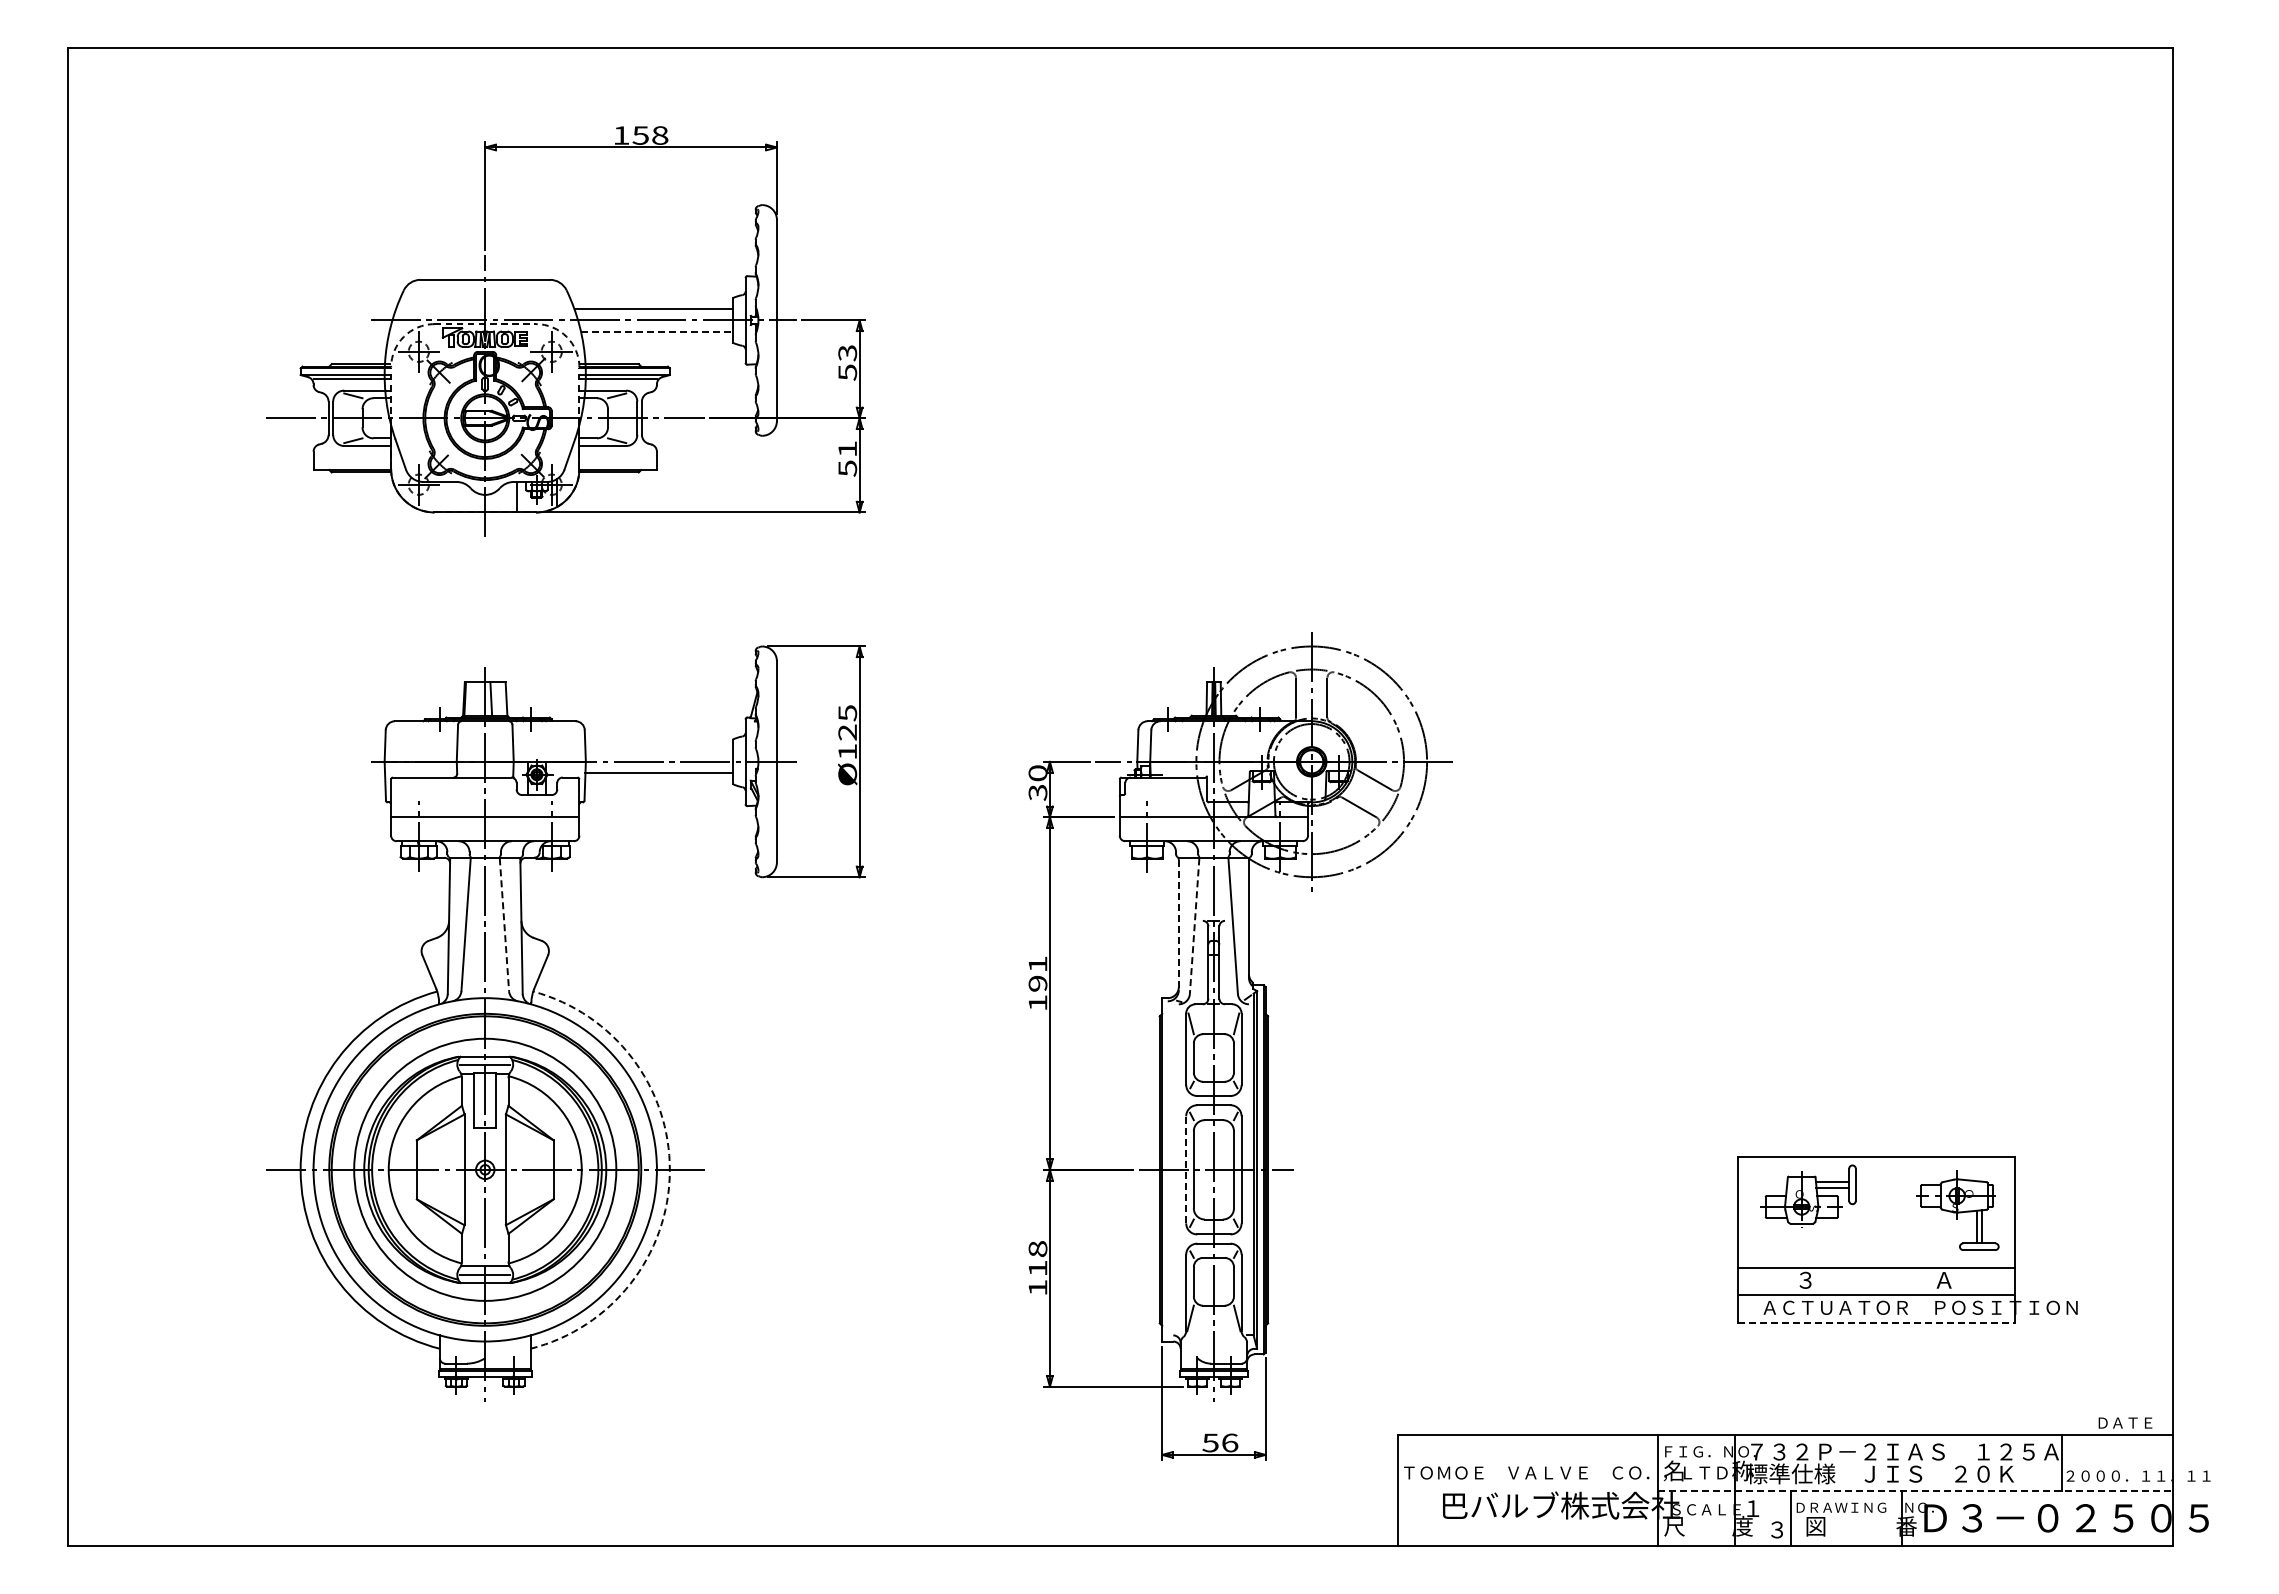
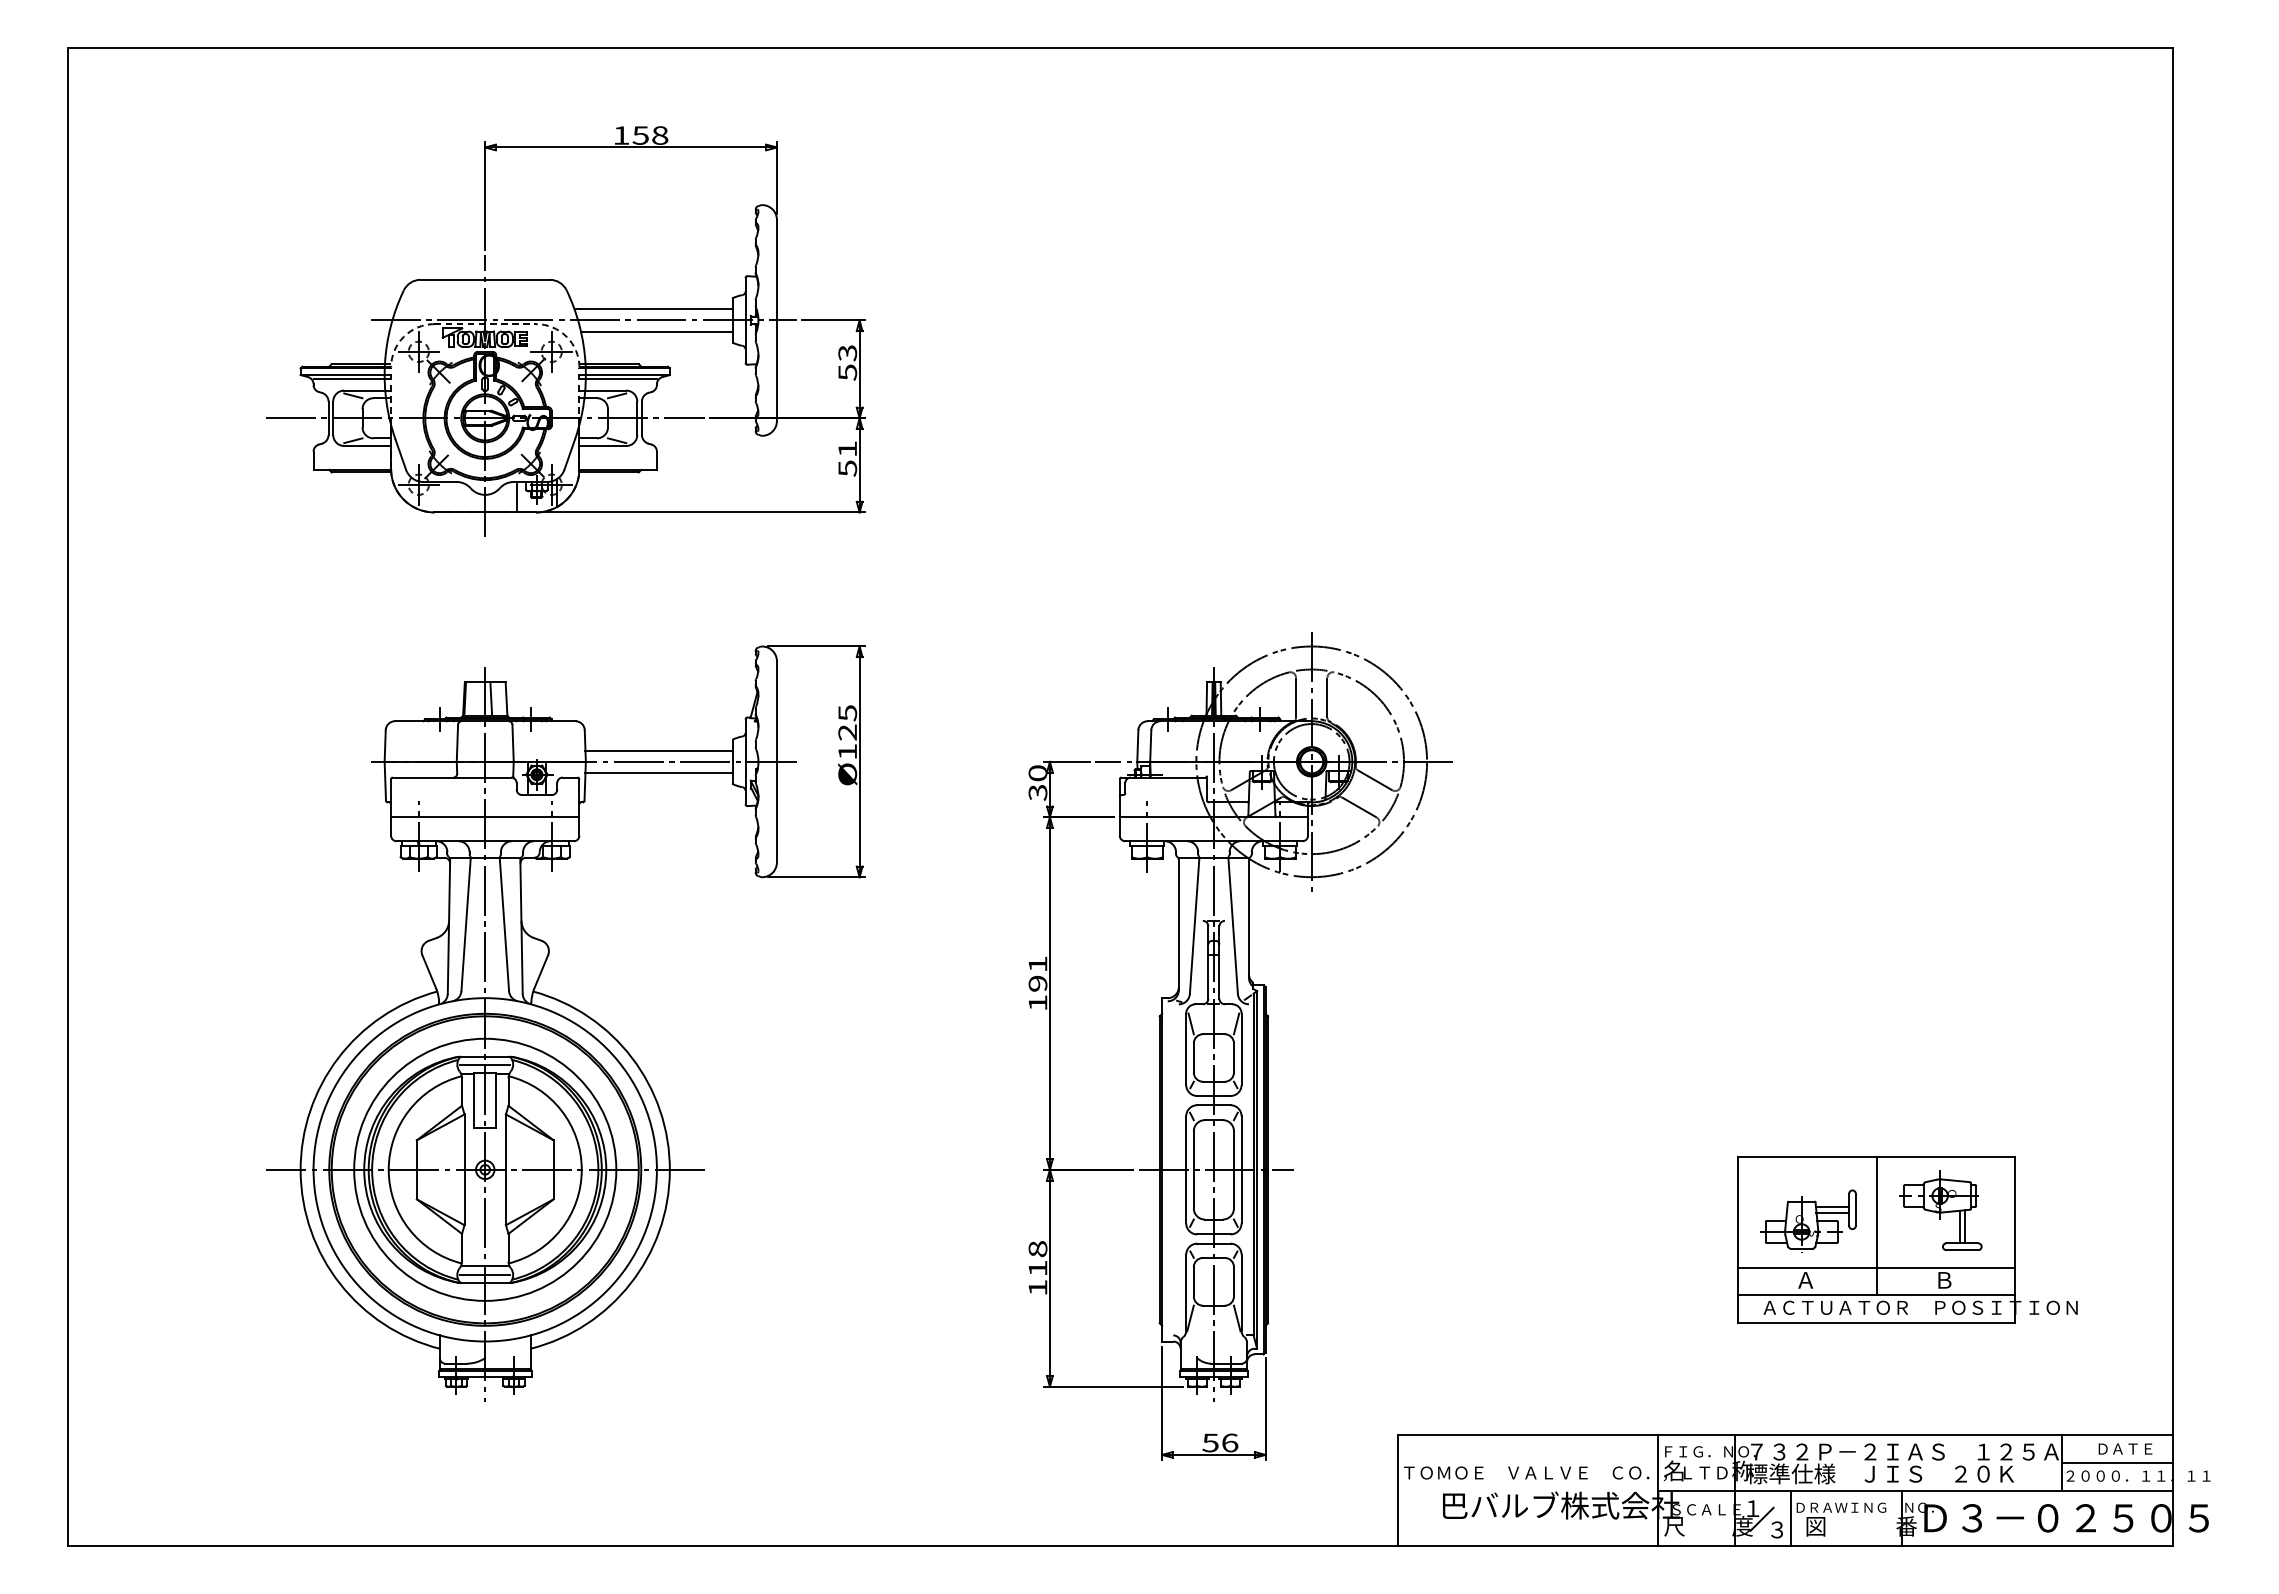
line: dashed -> solid (656, 331)
line: none -> present (658, 750)
line: dashed -> solid (504, 924)
line: dashed -> solid (1178, 925)
line: dashed -> solid (1194, 926)
line: dashed -> solid (1186, 1169)
arc: dashed -> solid (669, 1171)
part position: (1808, 1195) -> (1808, 1220) (1808, 1220)
part position: (1957, 1210) -> (1940, 1210) (1940, 1210)
line: none -> present (1876, 1225)
text: ３ -> Ａ (1805, 1279)
text: Ａ -> Ｂ (1943, 1280)
line: dashed -> solid (1877, 1322)
text position: (2125, 1422) -> (2125, 1448) (2125, 1448)
line: none -> present (2117, 1462)
line: dashed -> solid (1915, 1490)
line: none -> present (1761, 1518)
